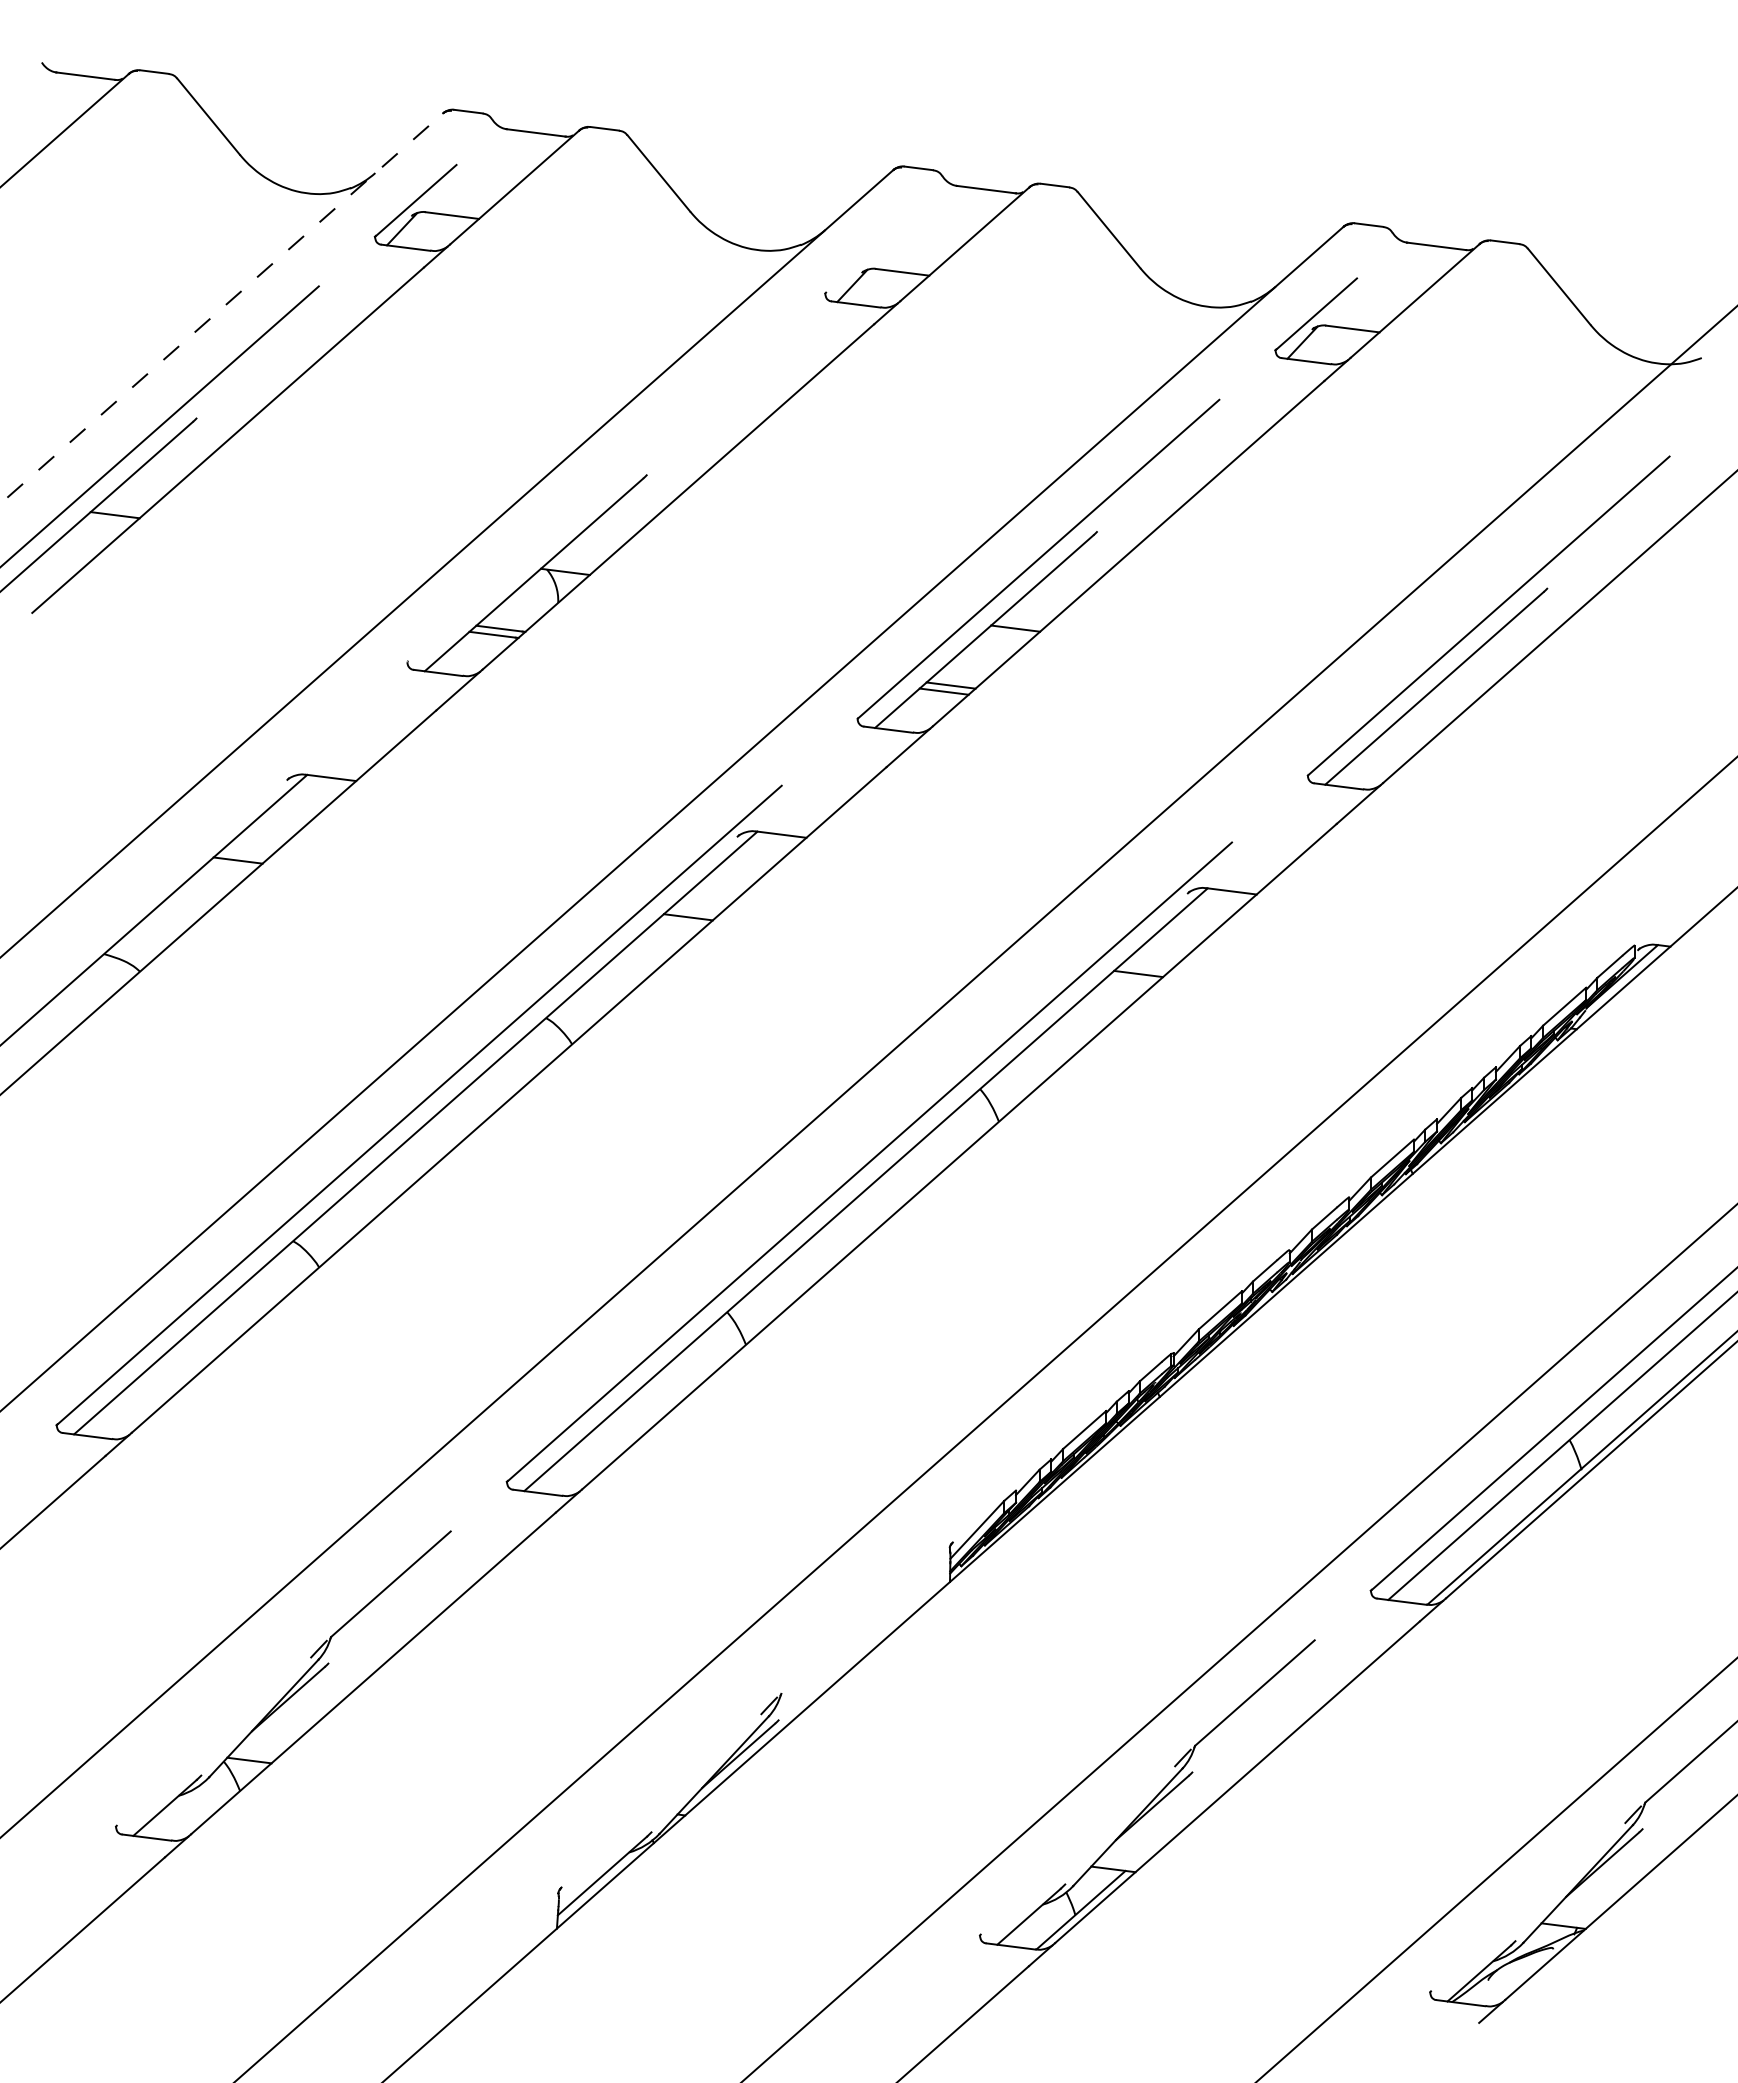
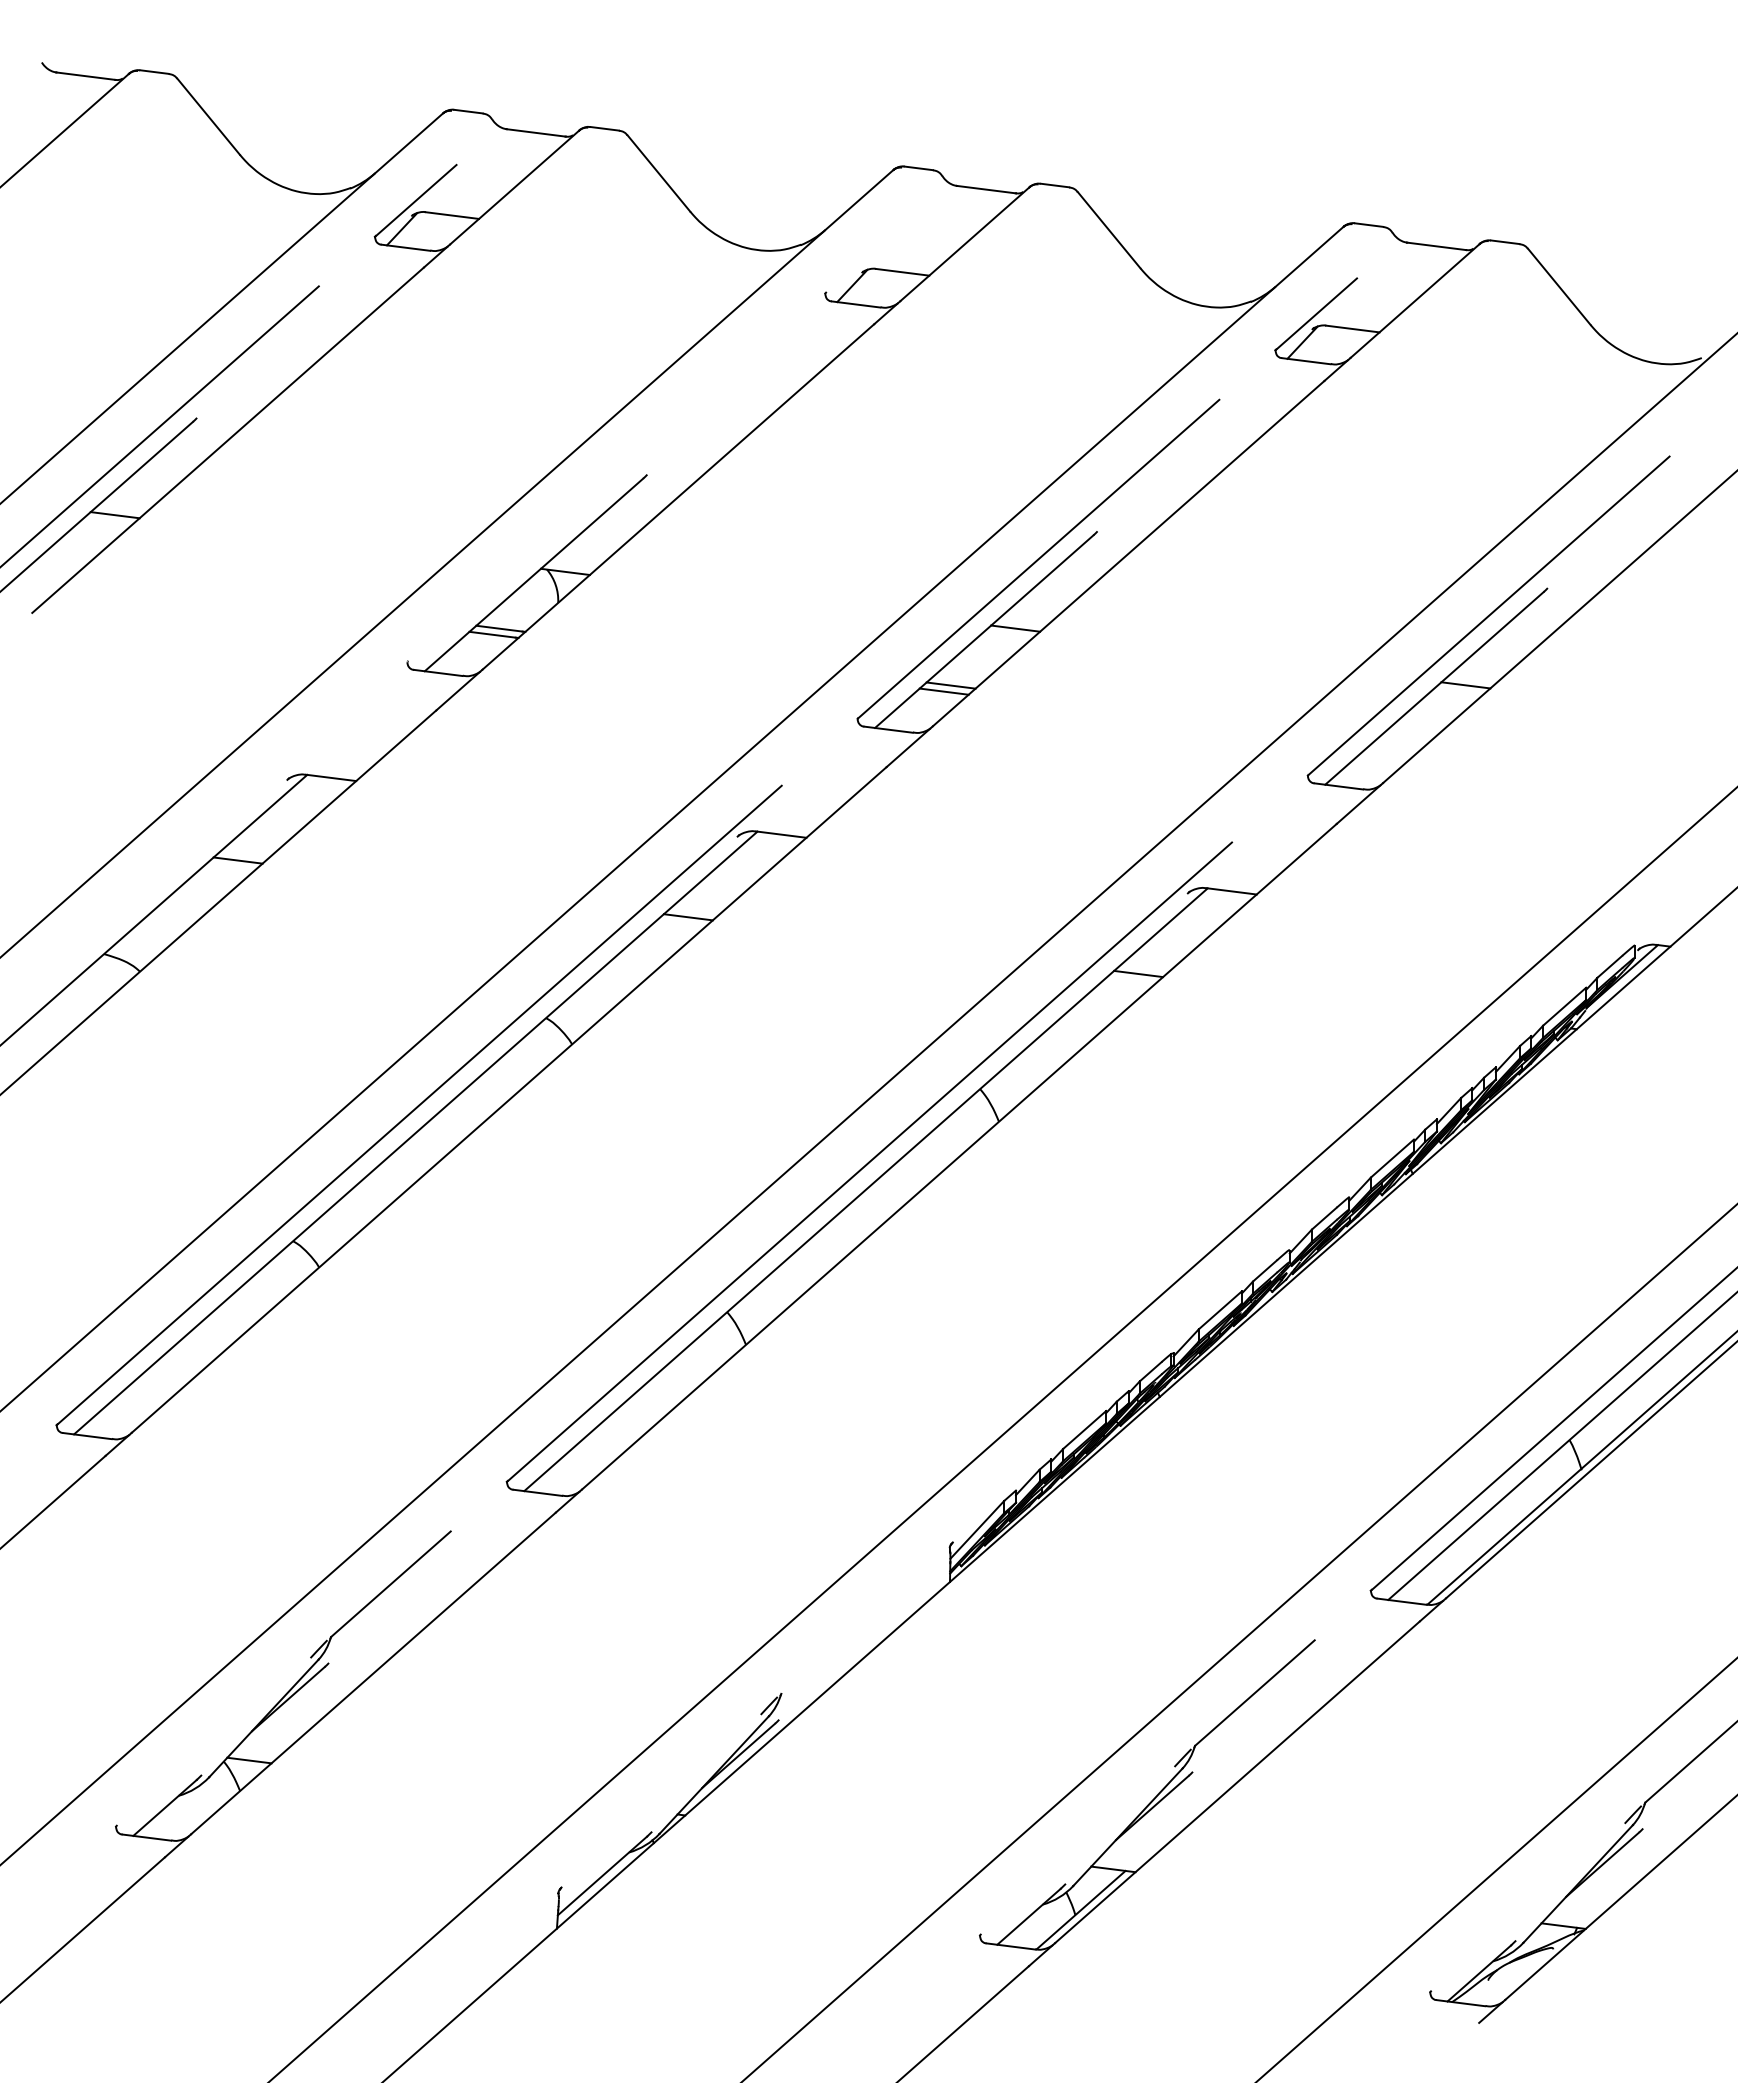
line: dashed -> solid (221, 308)
line: none -> present (1465, 685)
line position: (868, 1072) -> (868, 1099) (868, 1099)
line position: (985, 1419) -> (1003, 1434) (1003, 1434)
